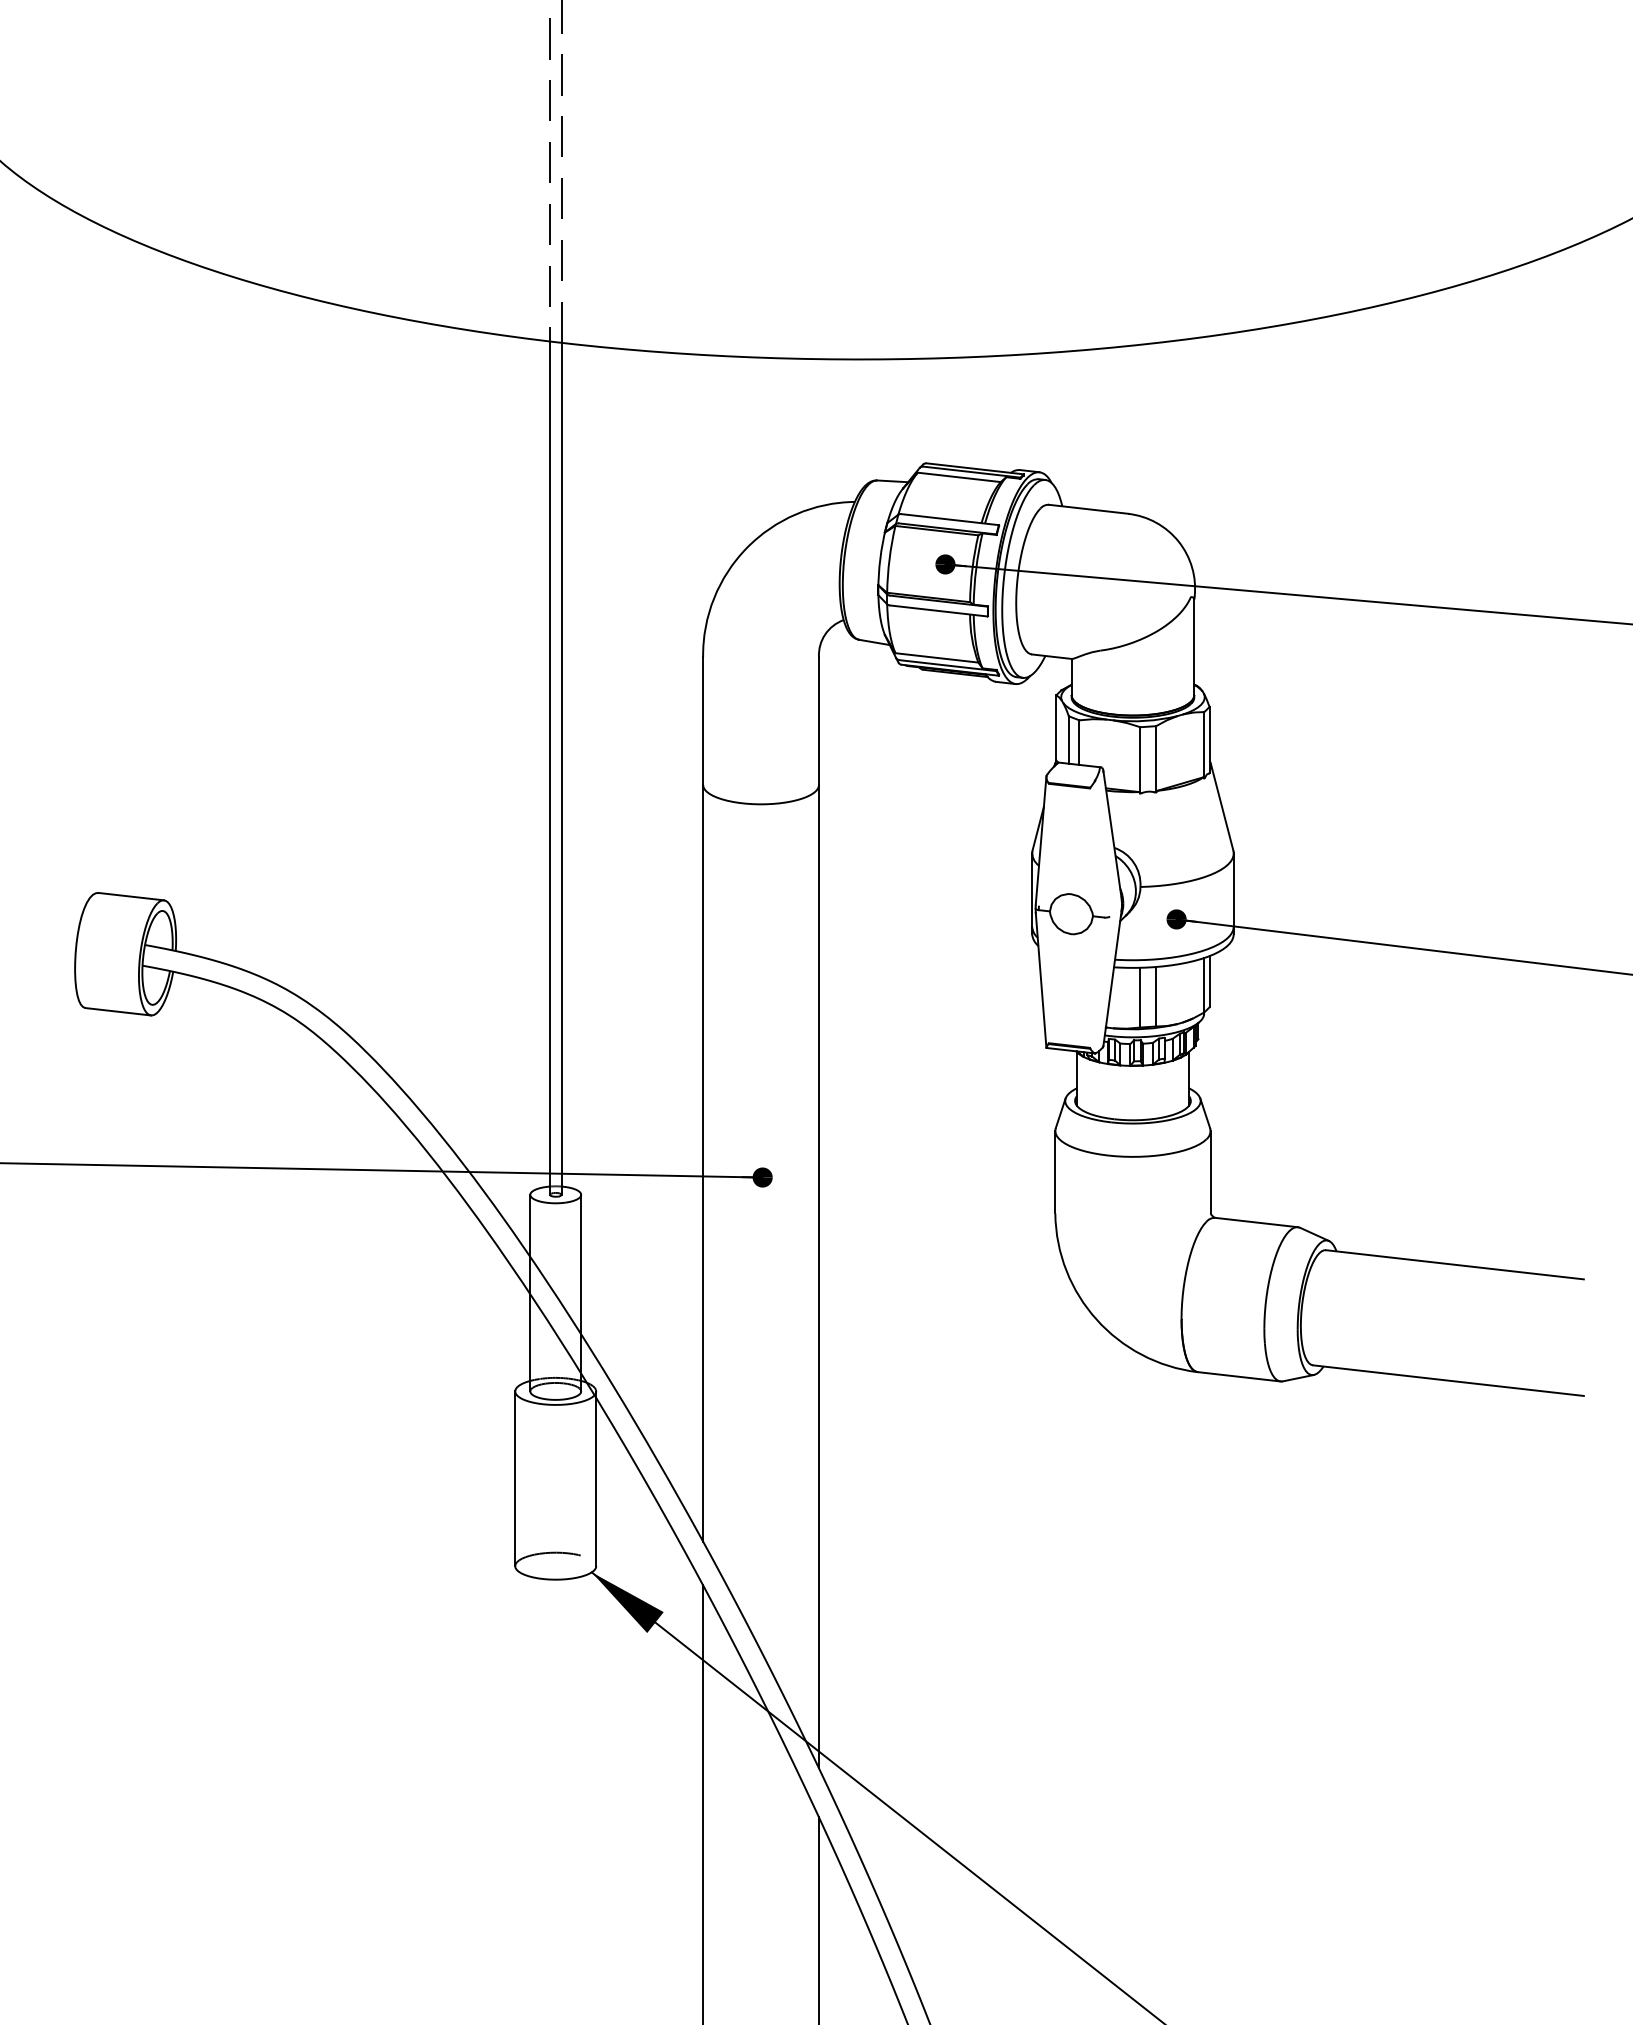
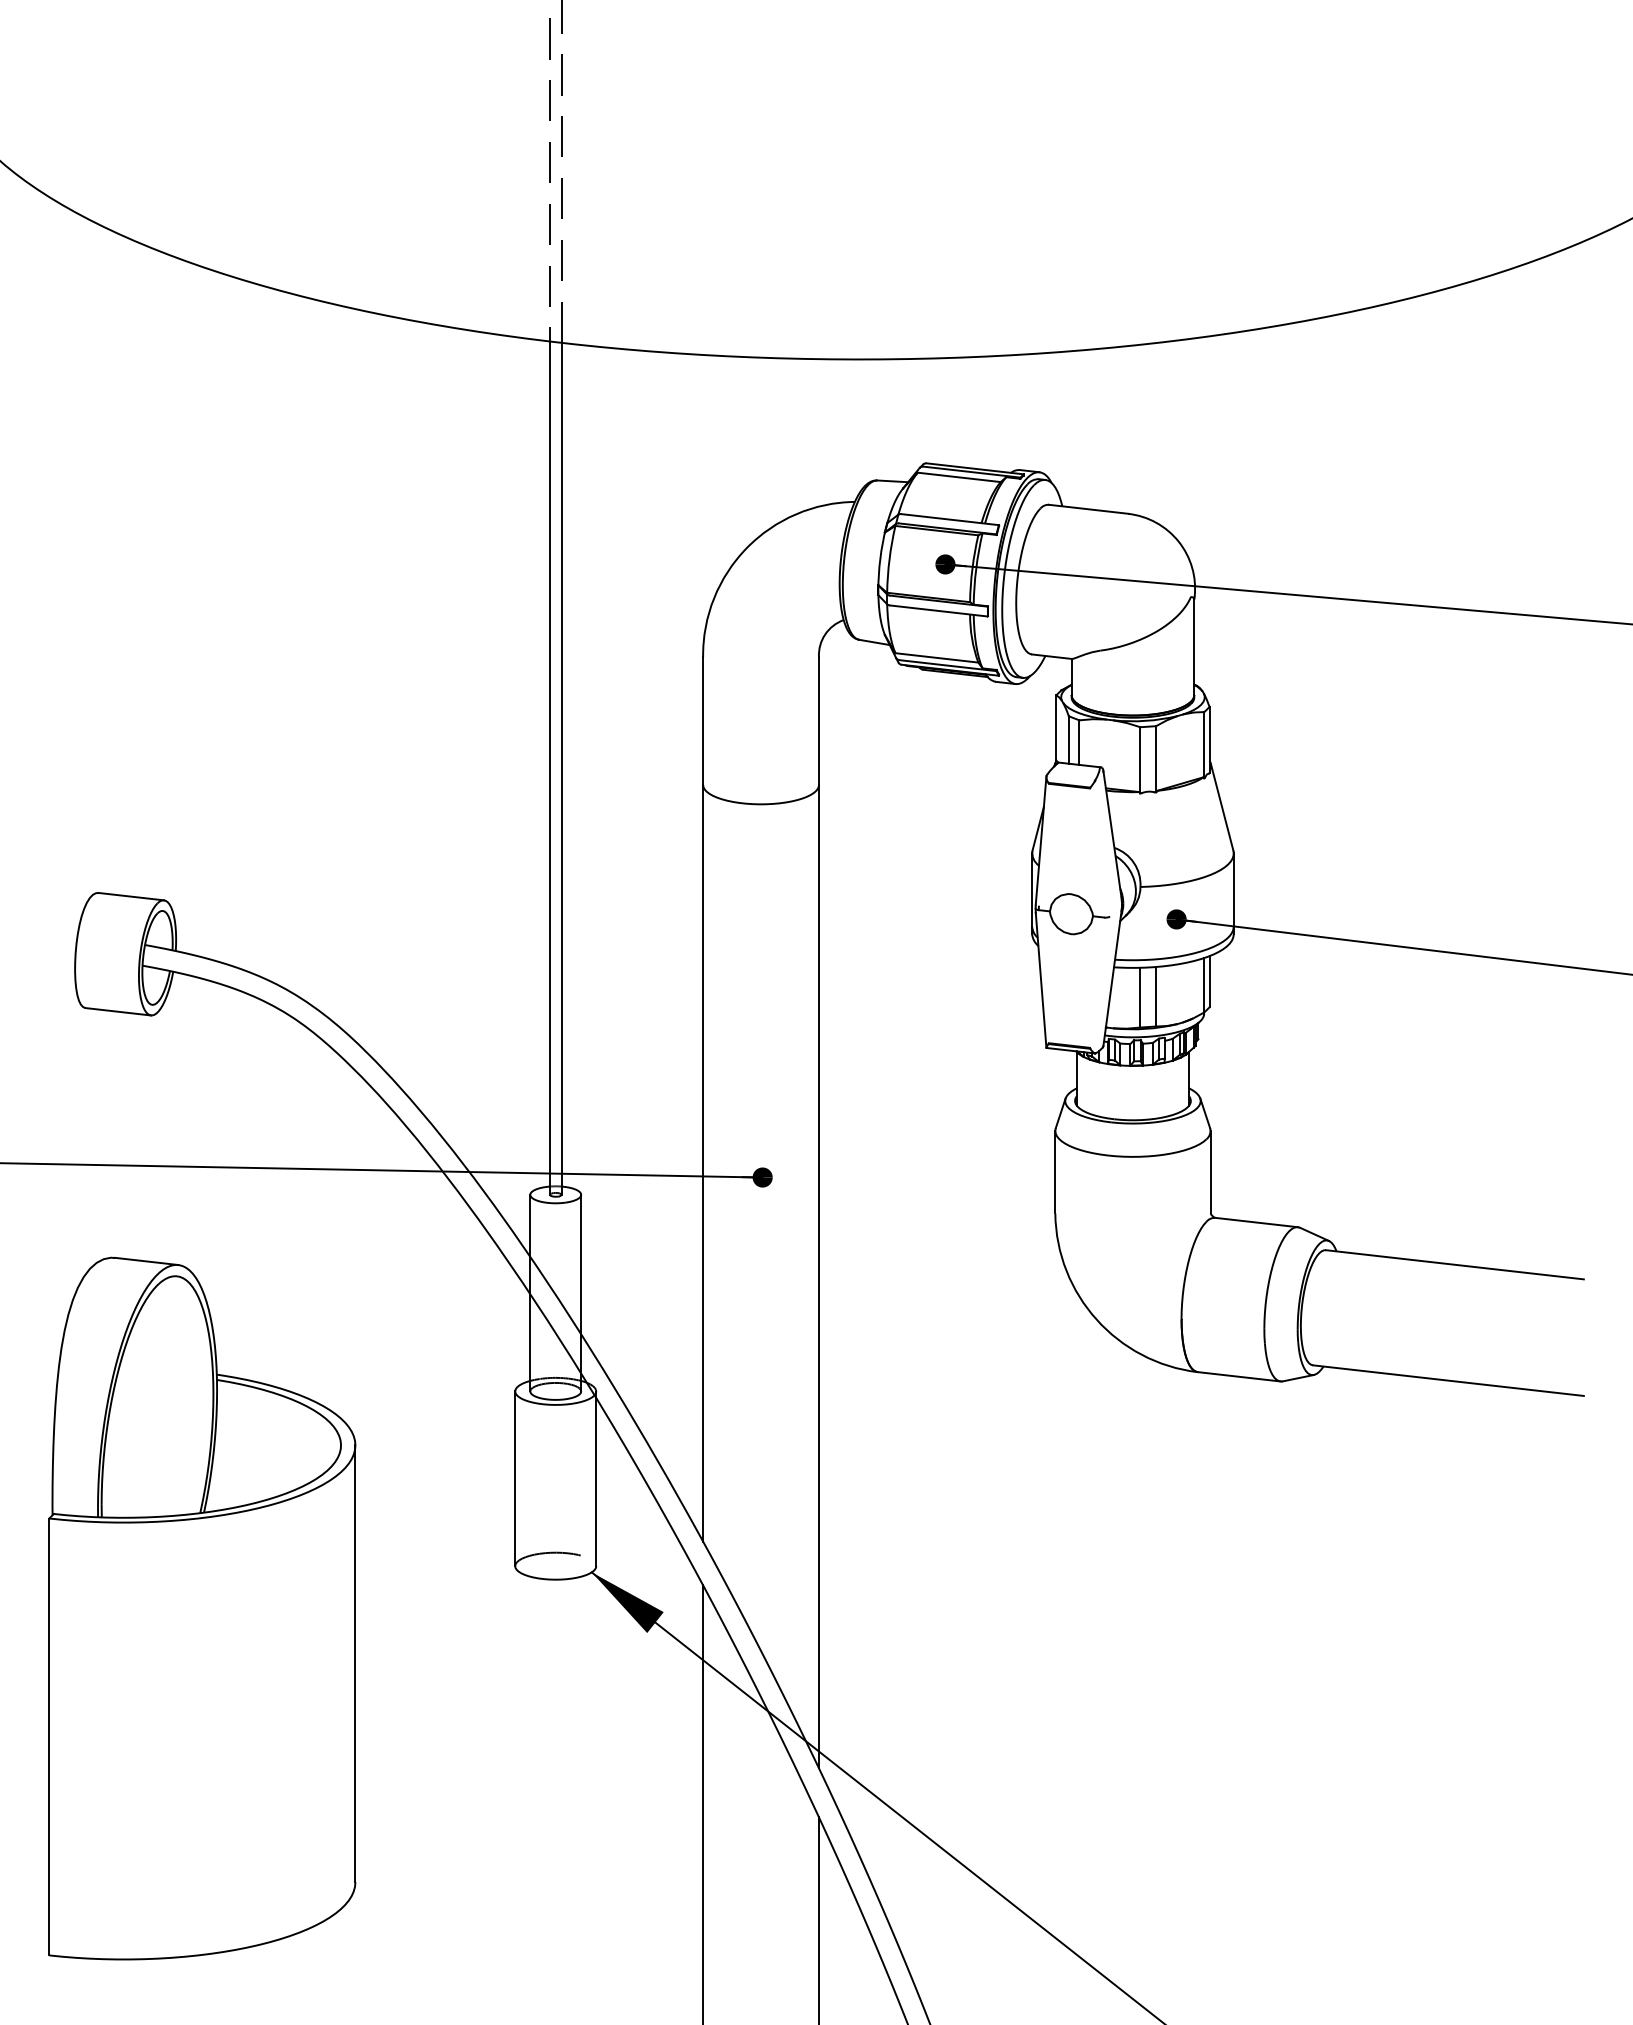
part: none -> present (202, 1608)
